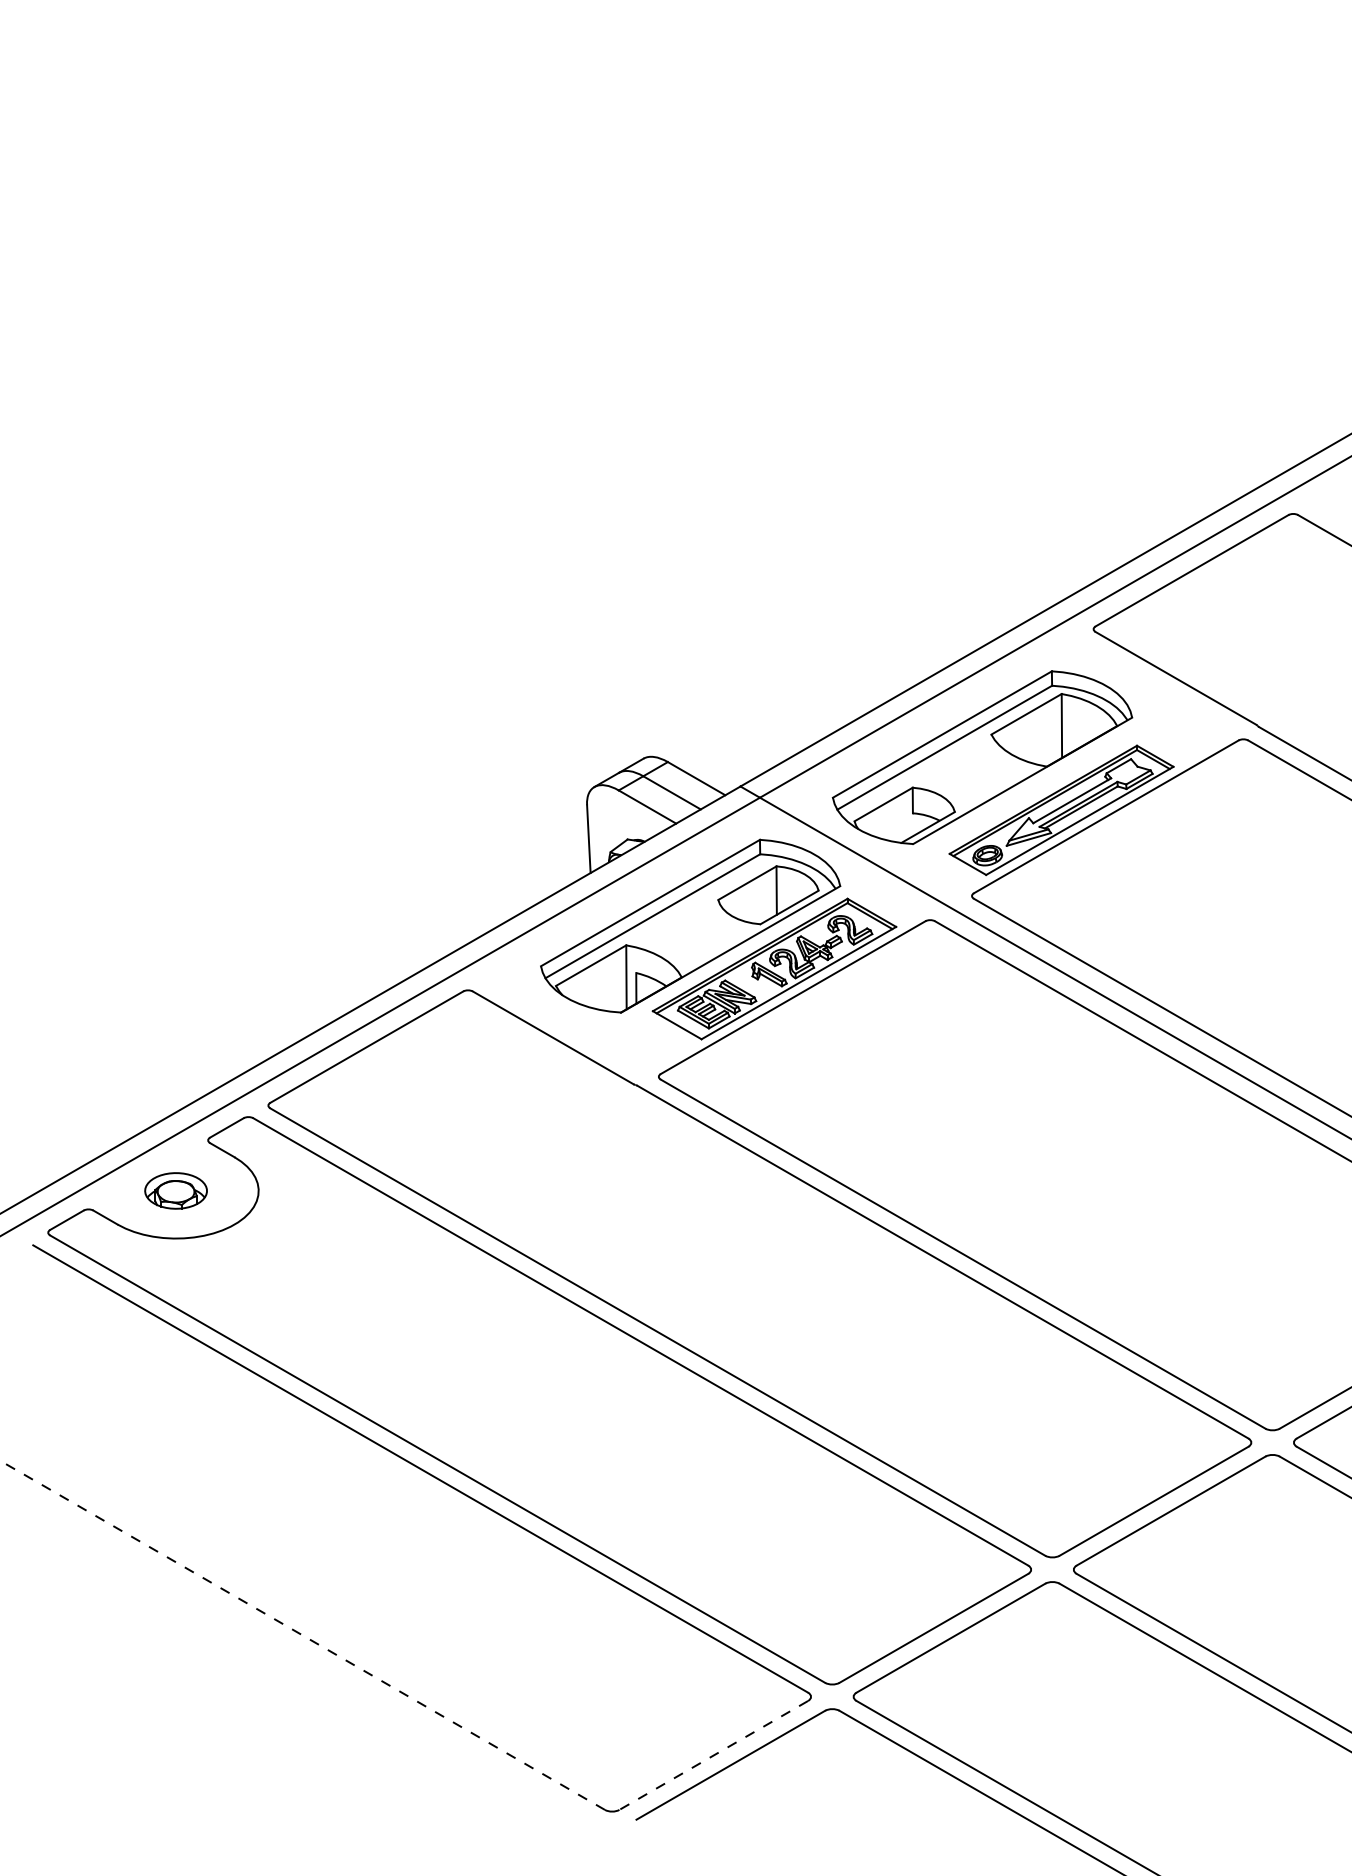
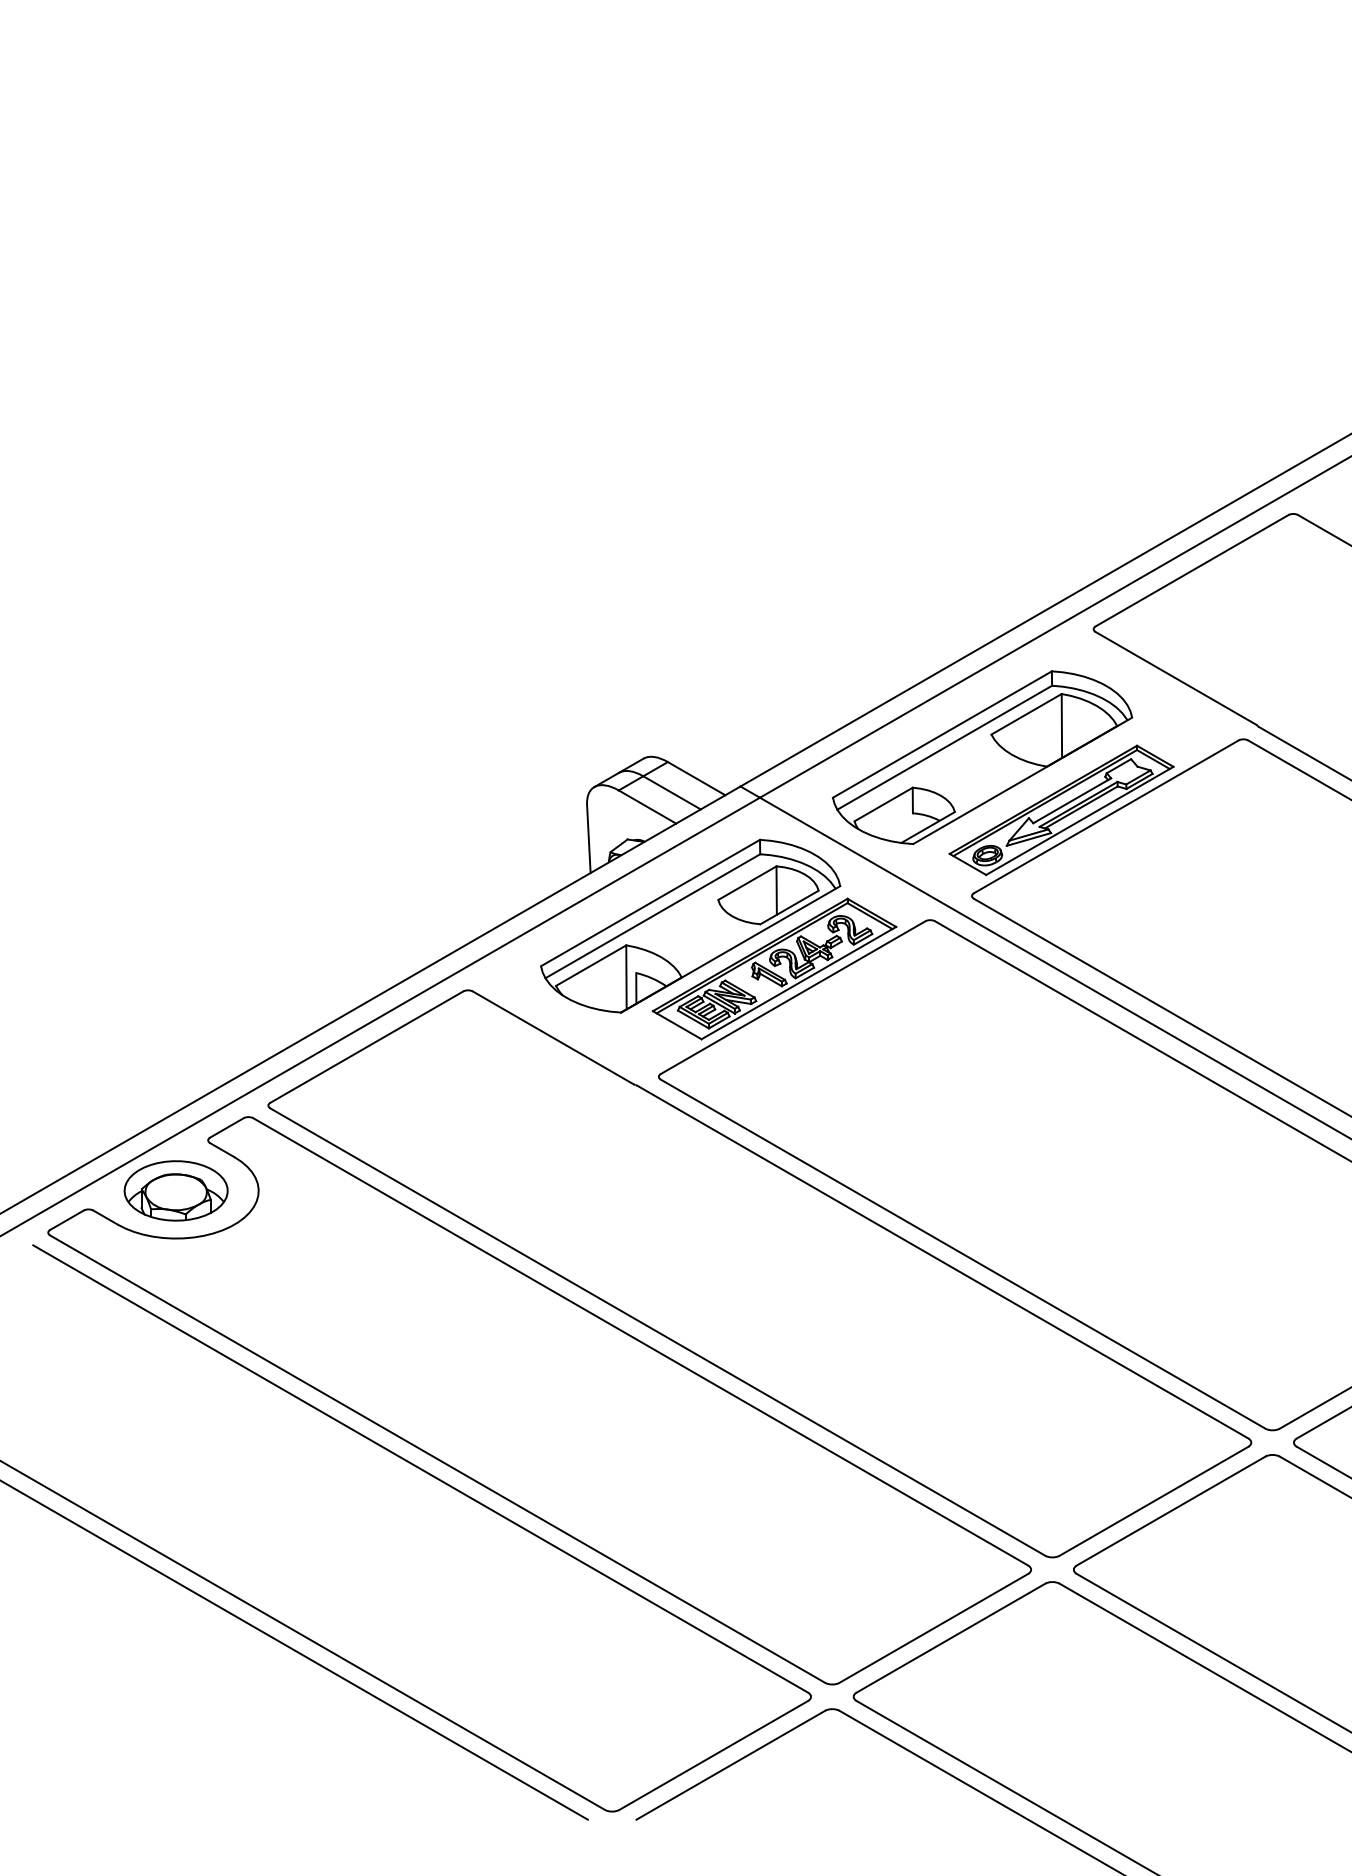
part size: 64x38 px -> 106x62 px (175, 1190)
line: dashed -> solid (302, 1635)
line: none -> present (294, 1650)
line: dashed -> solid (713, 1755)
